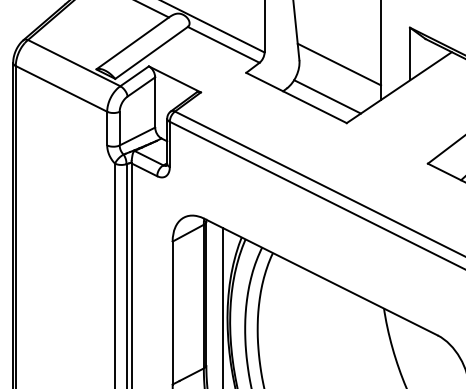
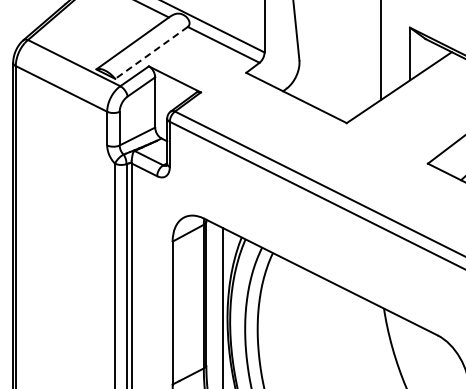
line: solid -> dashed (151, 52)
line: present -> none (339, 64)
line: present -> none (327, 96)
